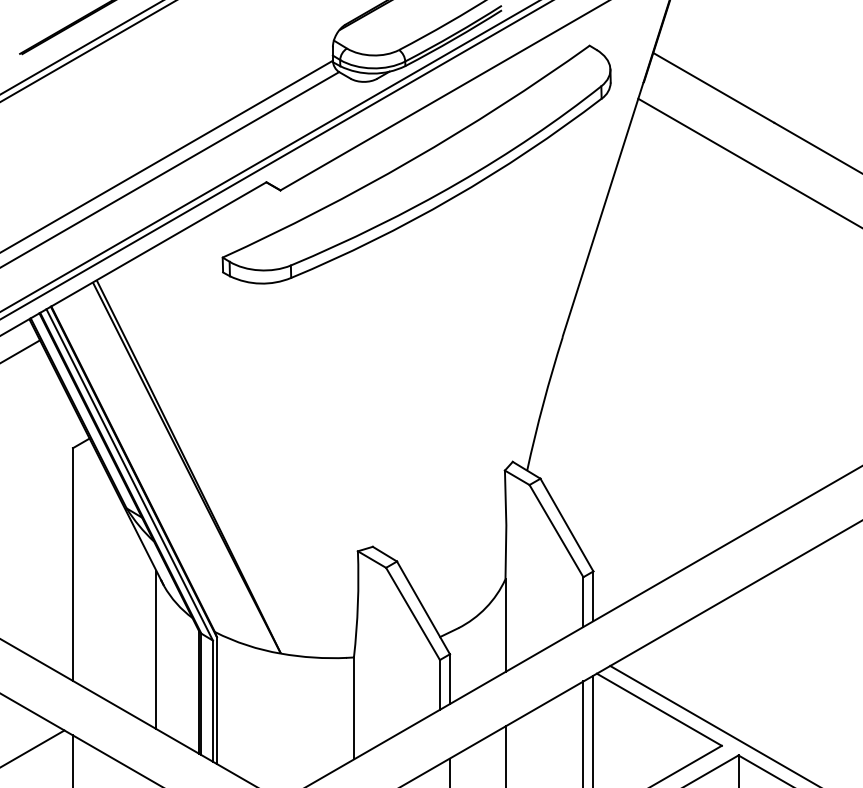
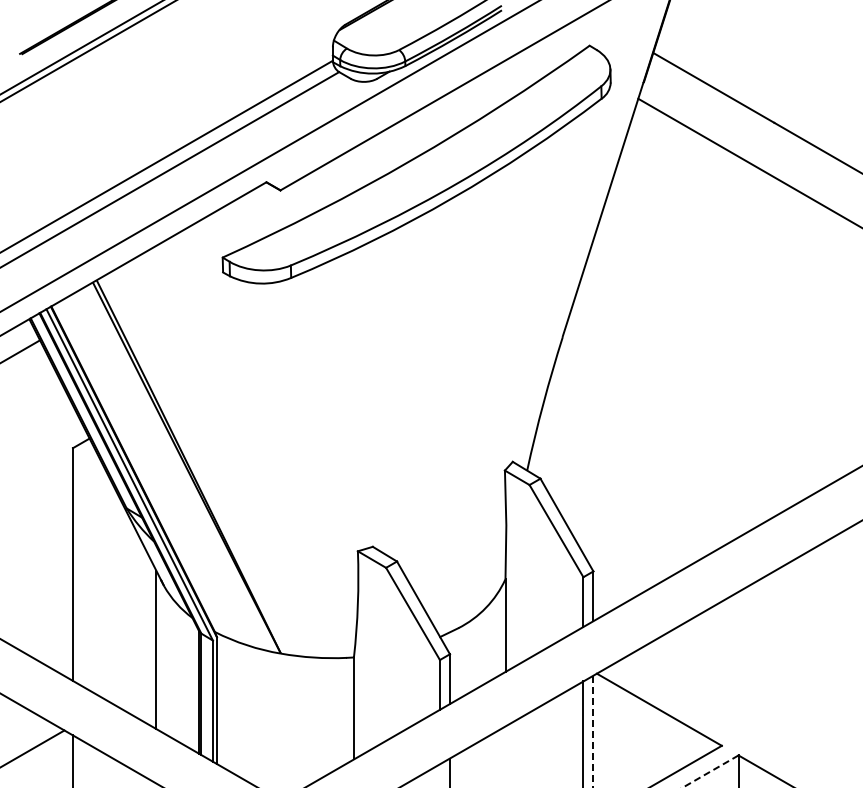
line: present -> none (276, 160)
line: present -> none (712, 724)
line: solid -> dashed (593, 731)
line: present -> none (505, 755)
line: solid -> dashed (710, 771)
